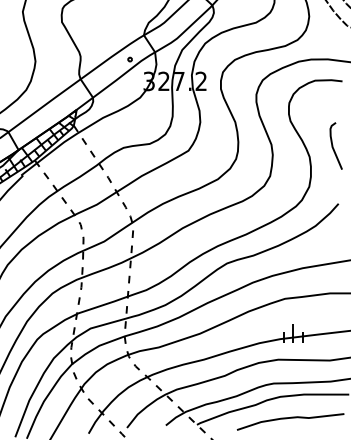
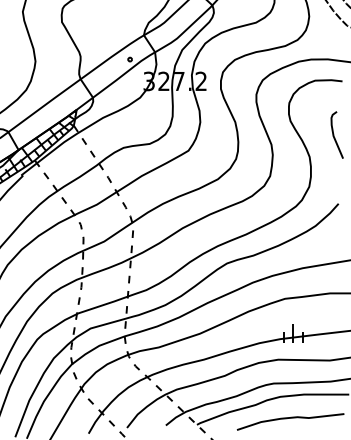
curve position: (333, 145) -> (334, 134) (334, 134)
